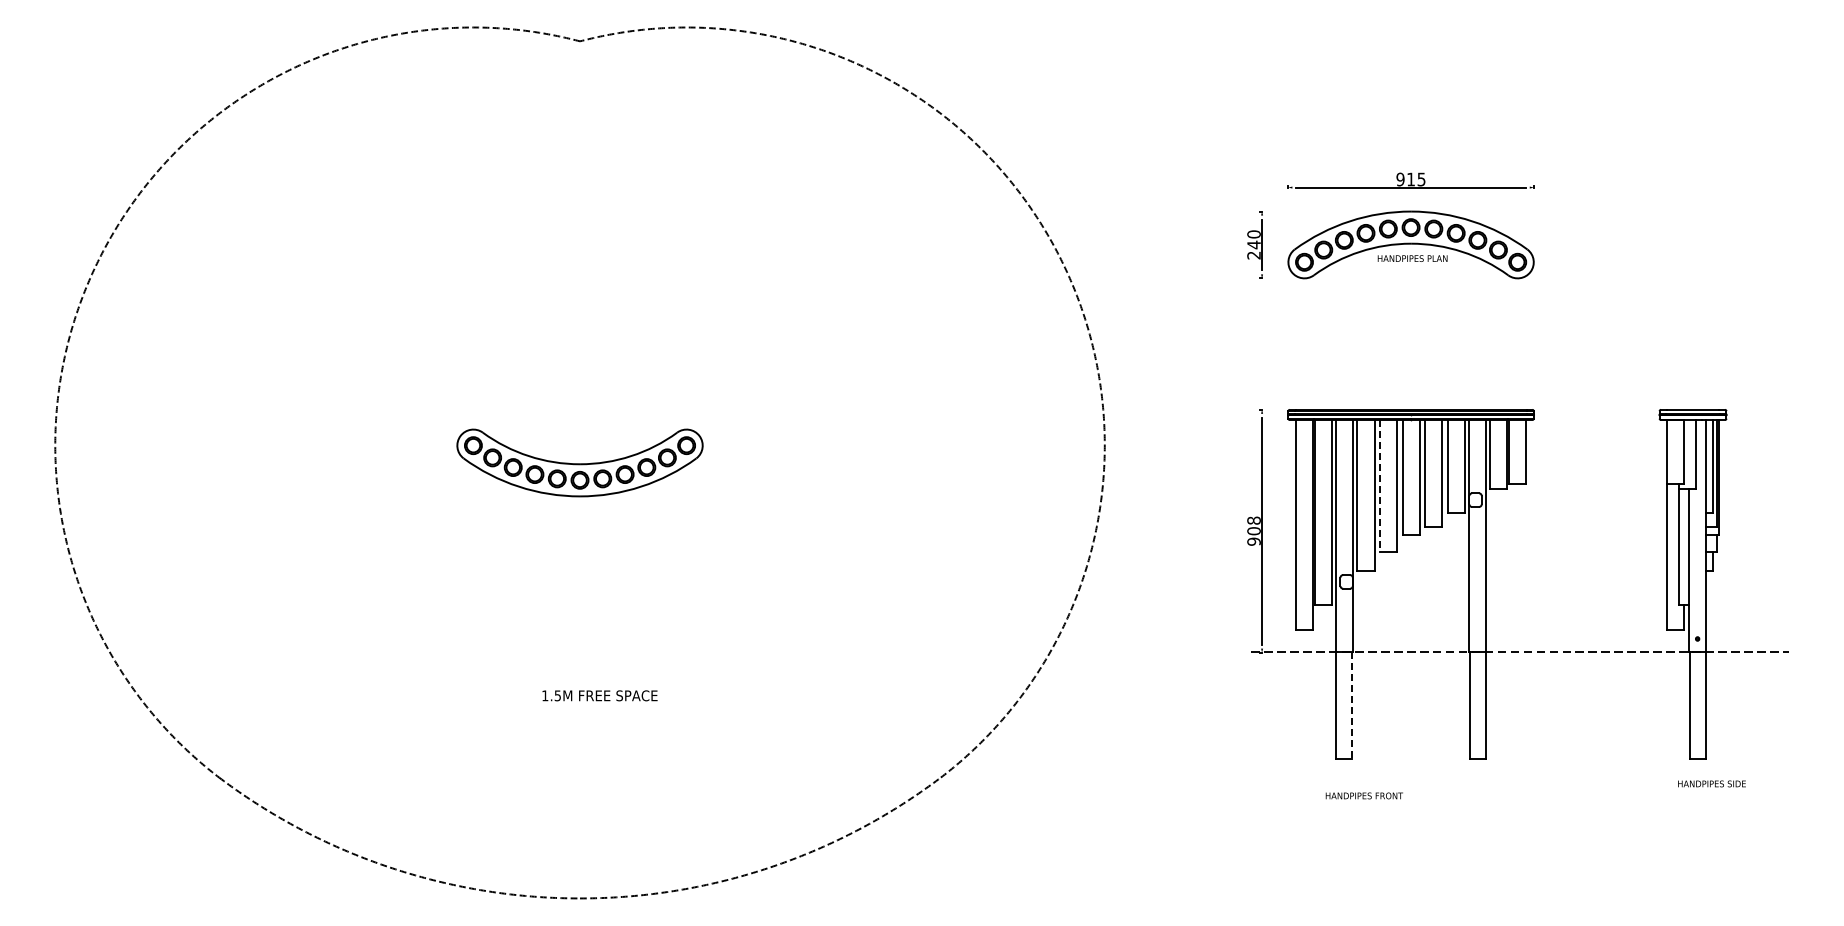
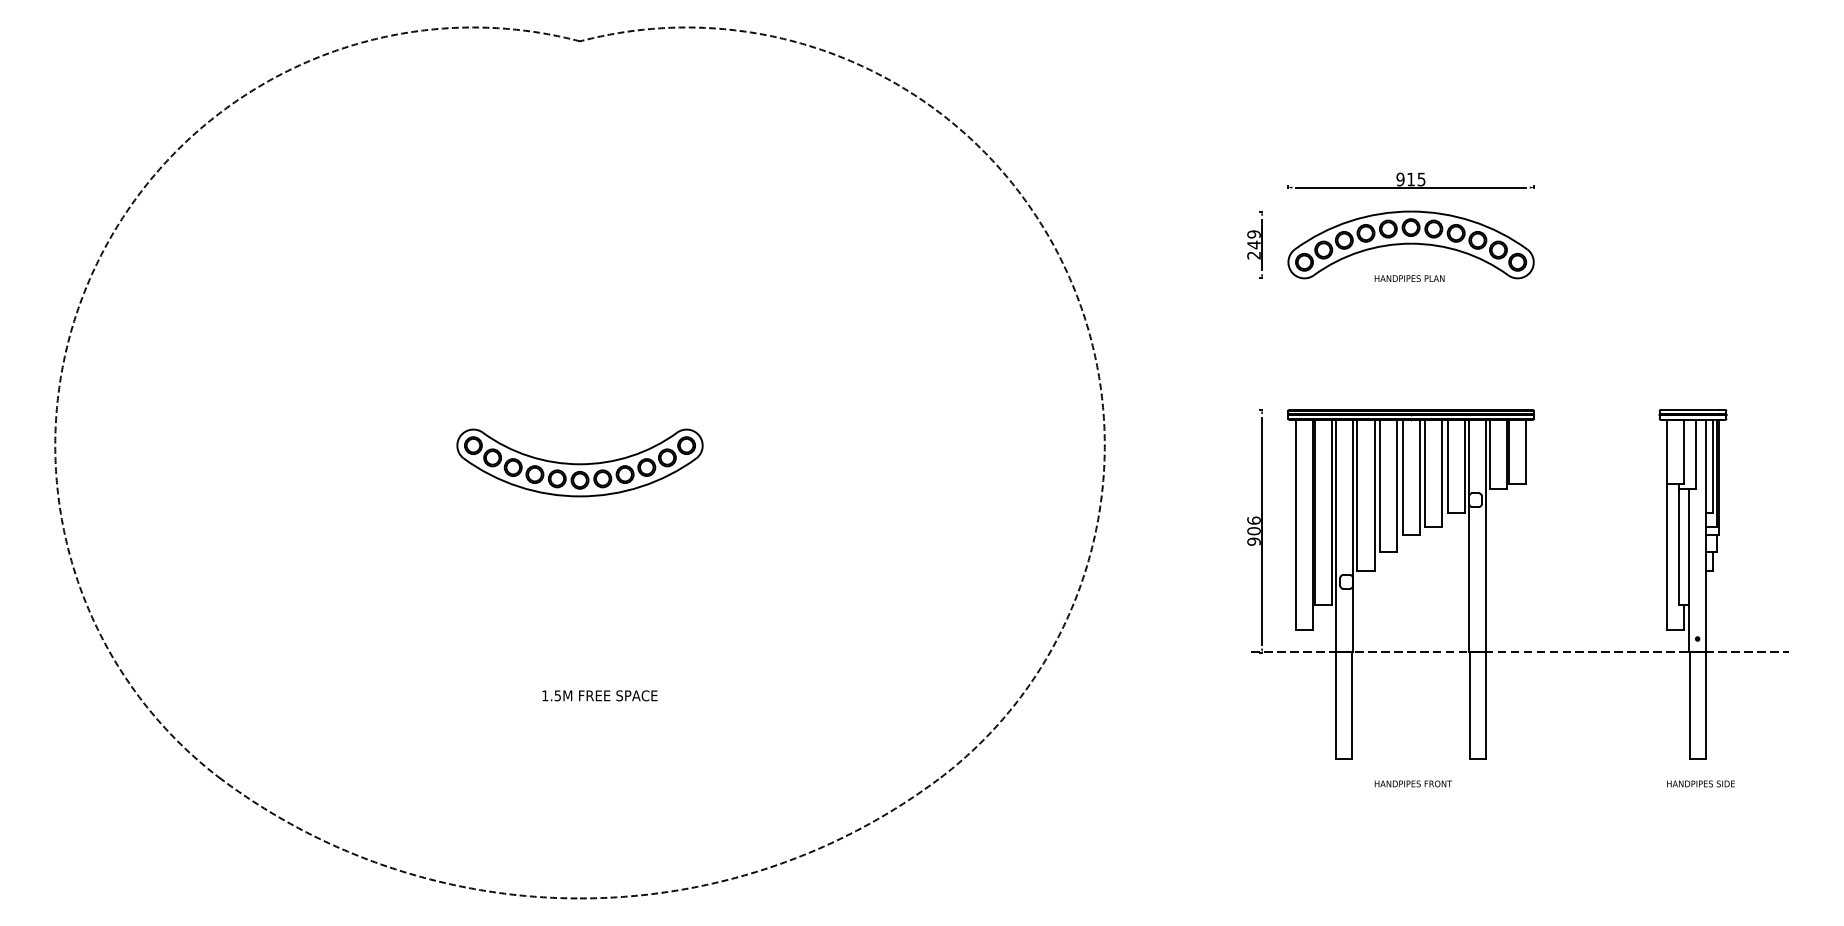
text: 240 -> 249 (1253, 234)
text position: (1412, 258) -> (1409, 278) (1409, 278)
line: dashed -> solid (1379, 486)
text: 908 -> 906 (1253, 520)
line: dashed -> solid (1352, 706)
text position: (1711, 783) -> (1700, 783) (1700, 783)
text position: (1363, 795) -> (1412, 783) (1412, 783)
